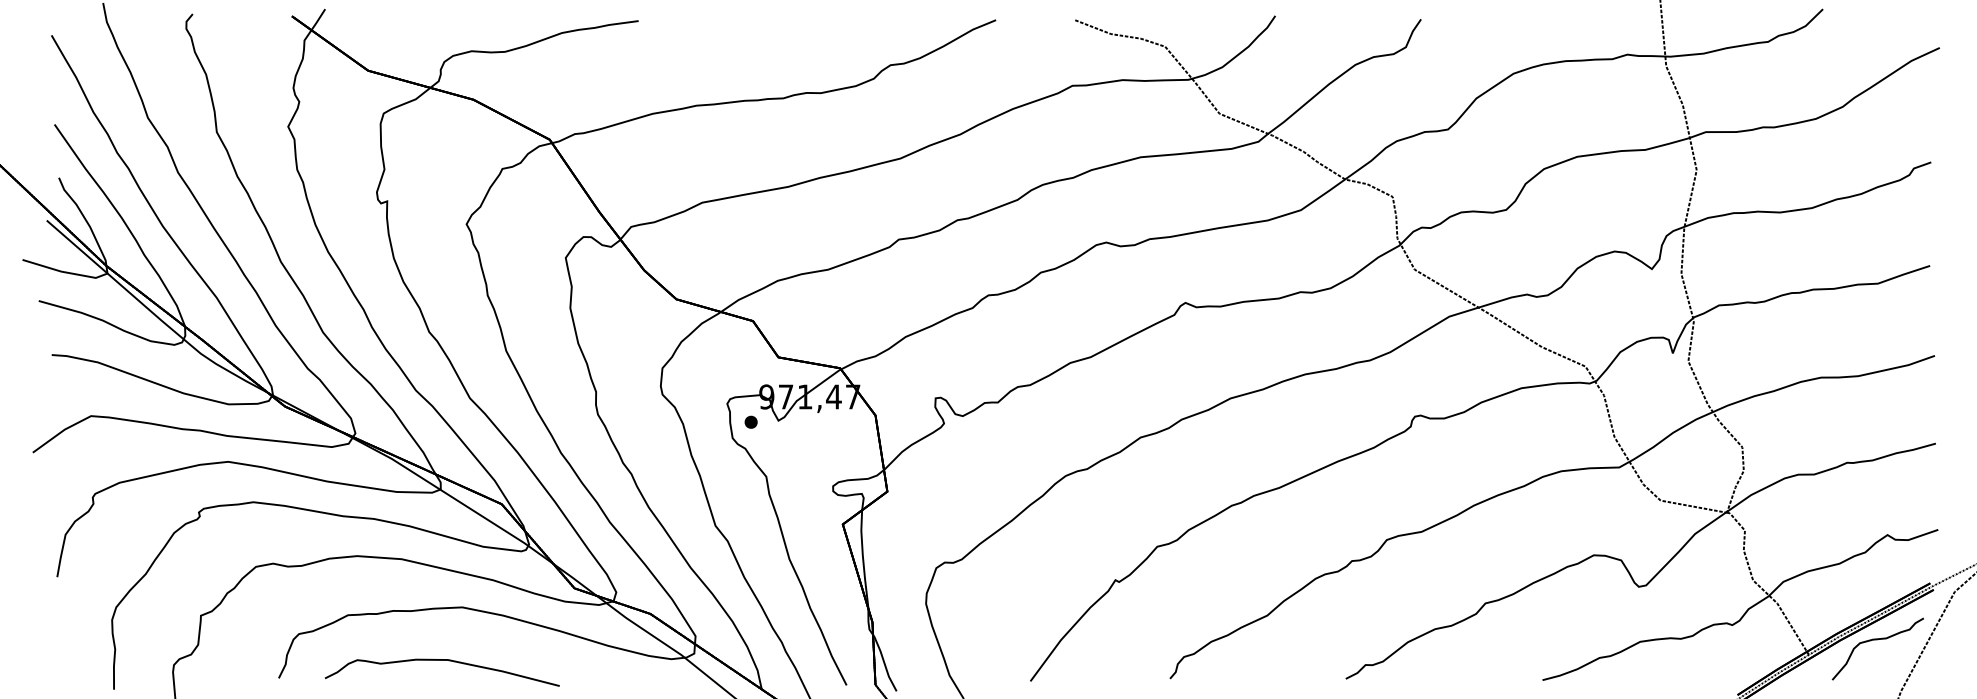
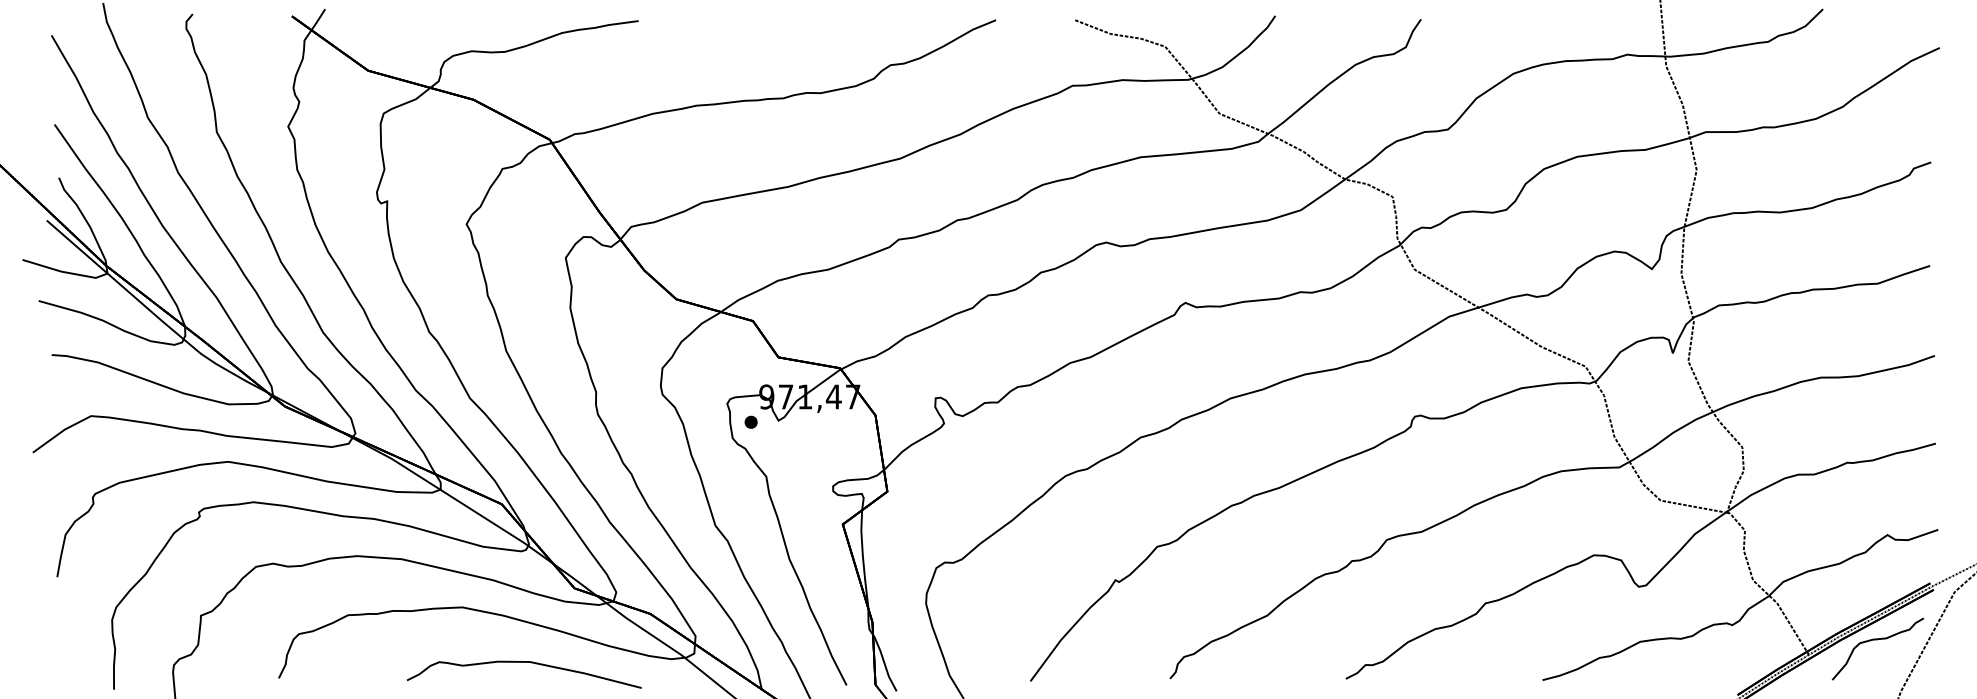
curve position: (441, 660) -> (523, 662) (523, 662)
